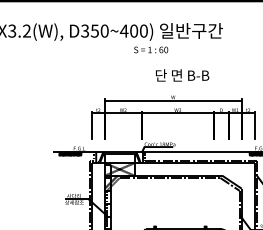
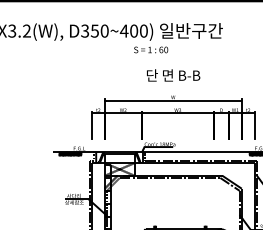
text position: (182, 75) -> (173, 75) (173, 75)
